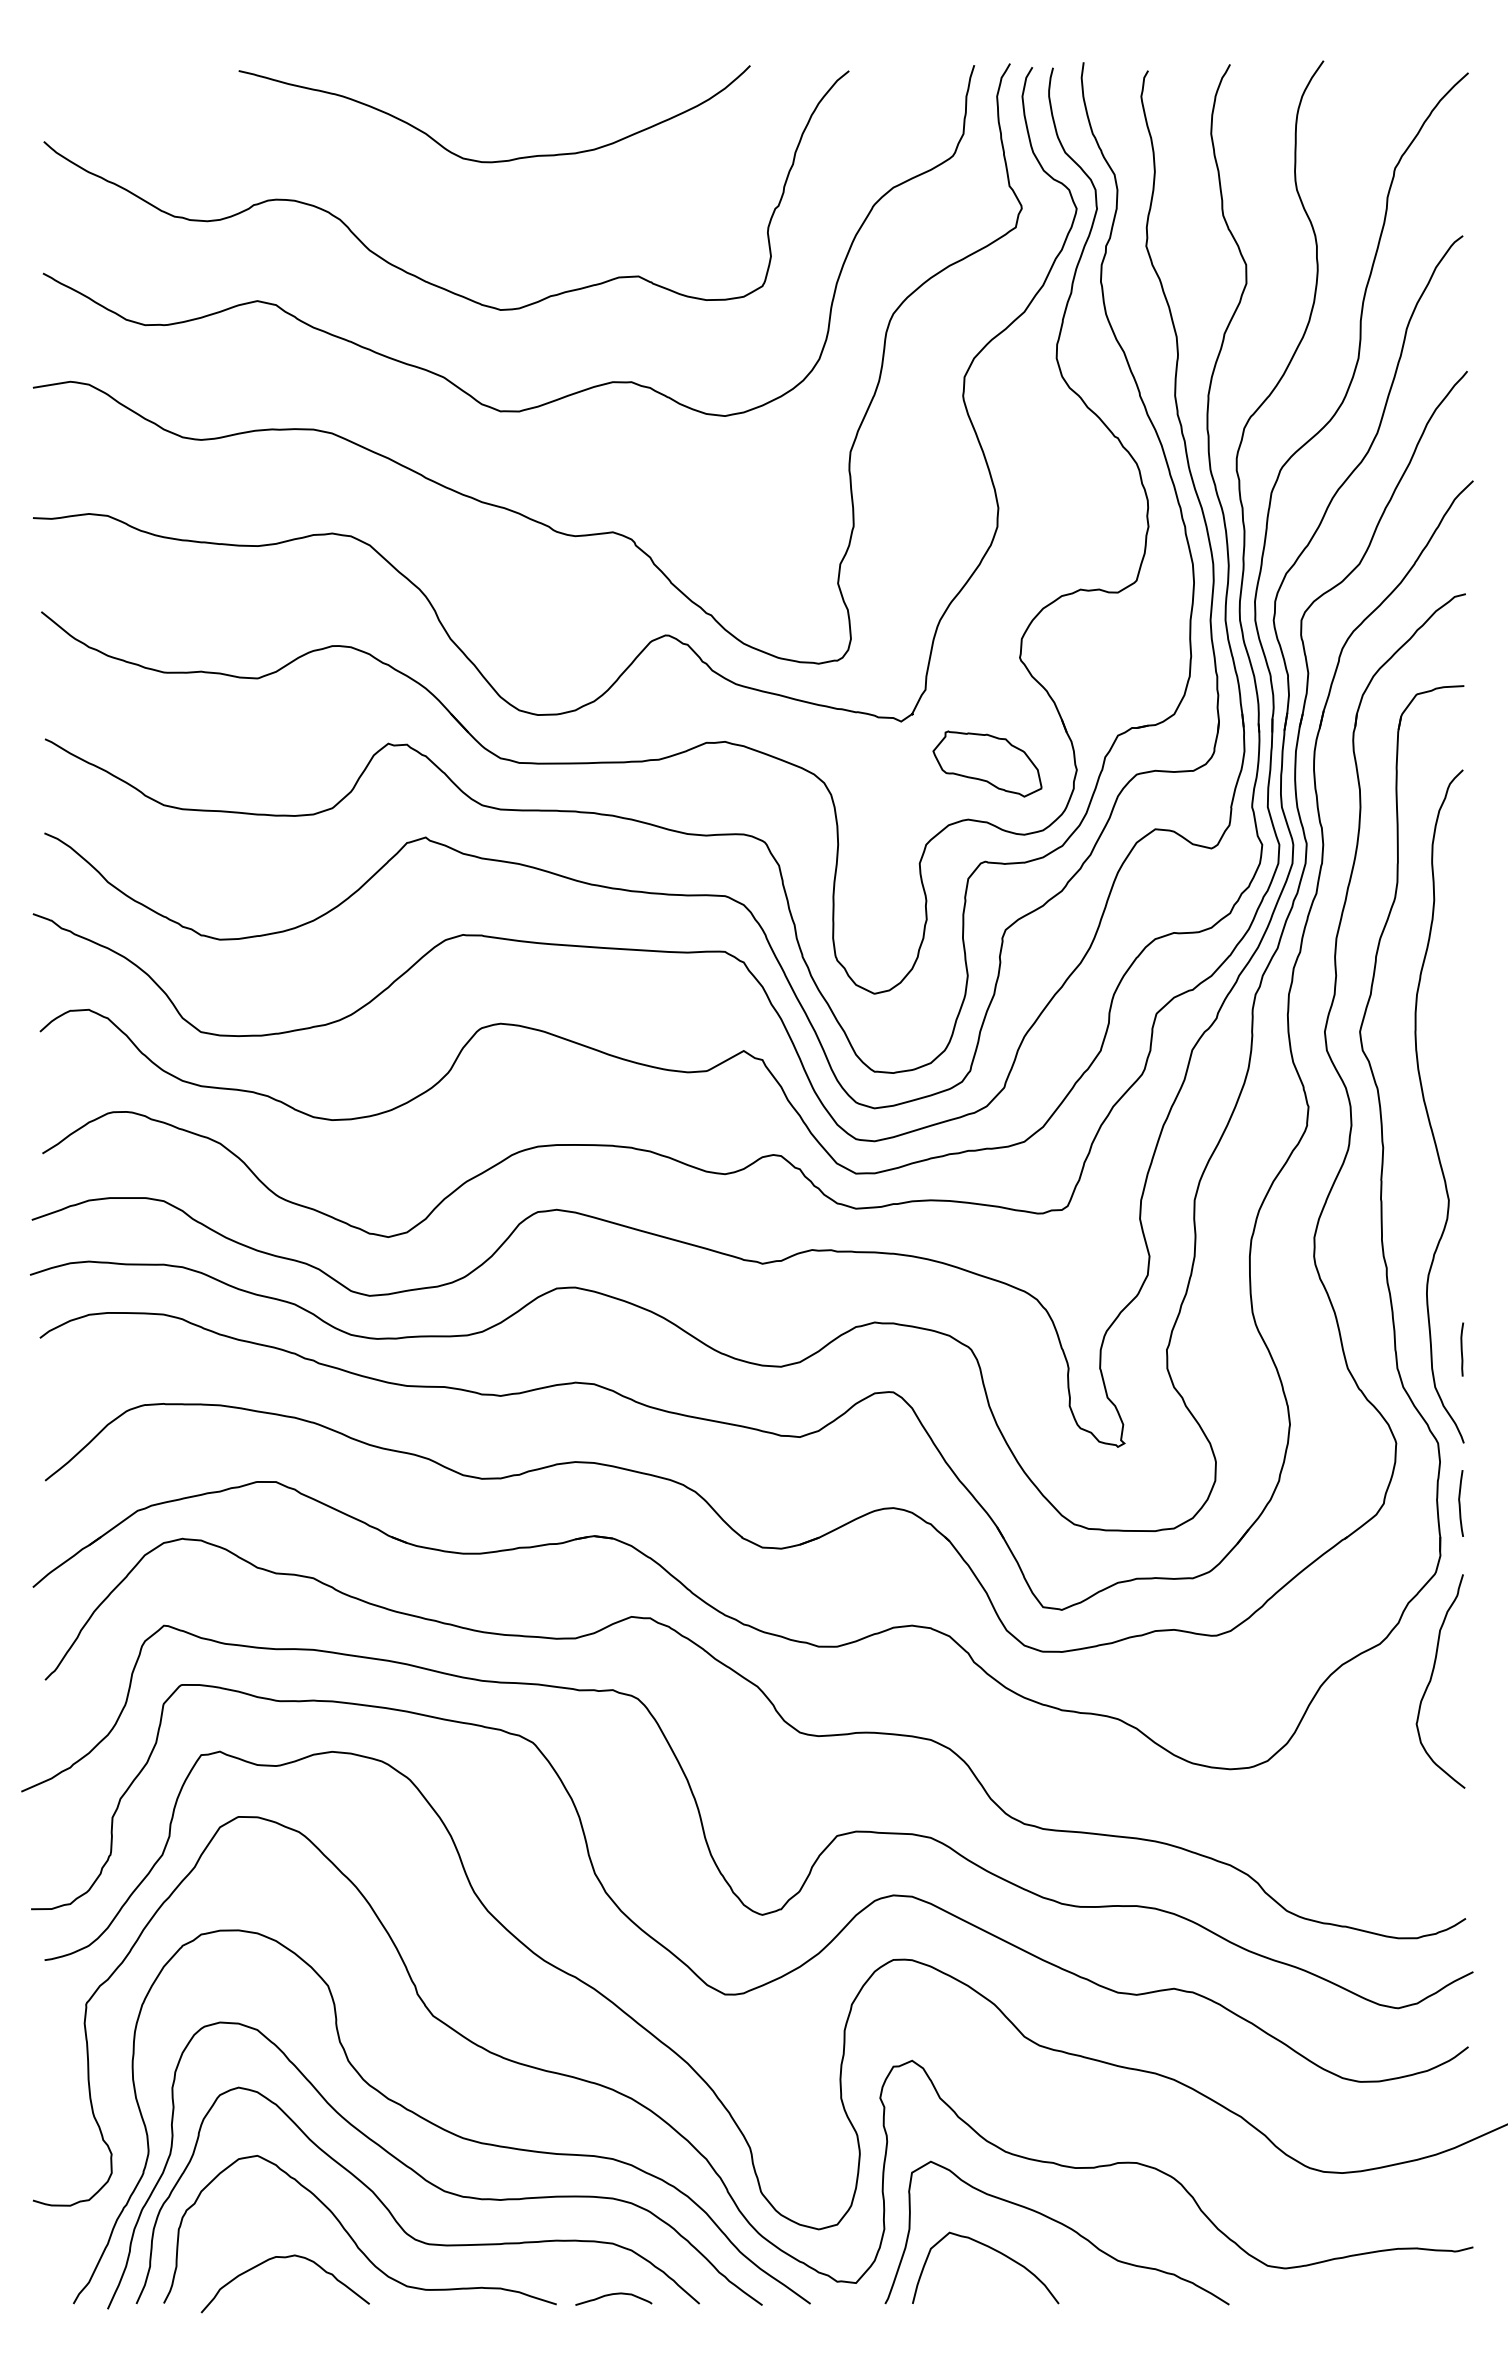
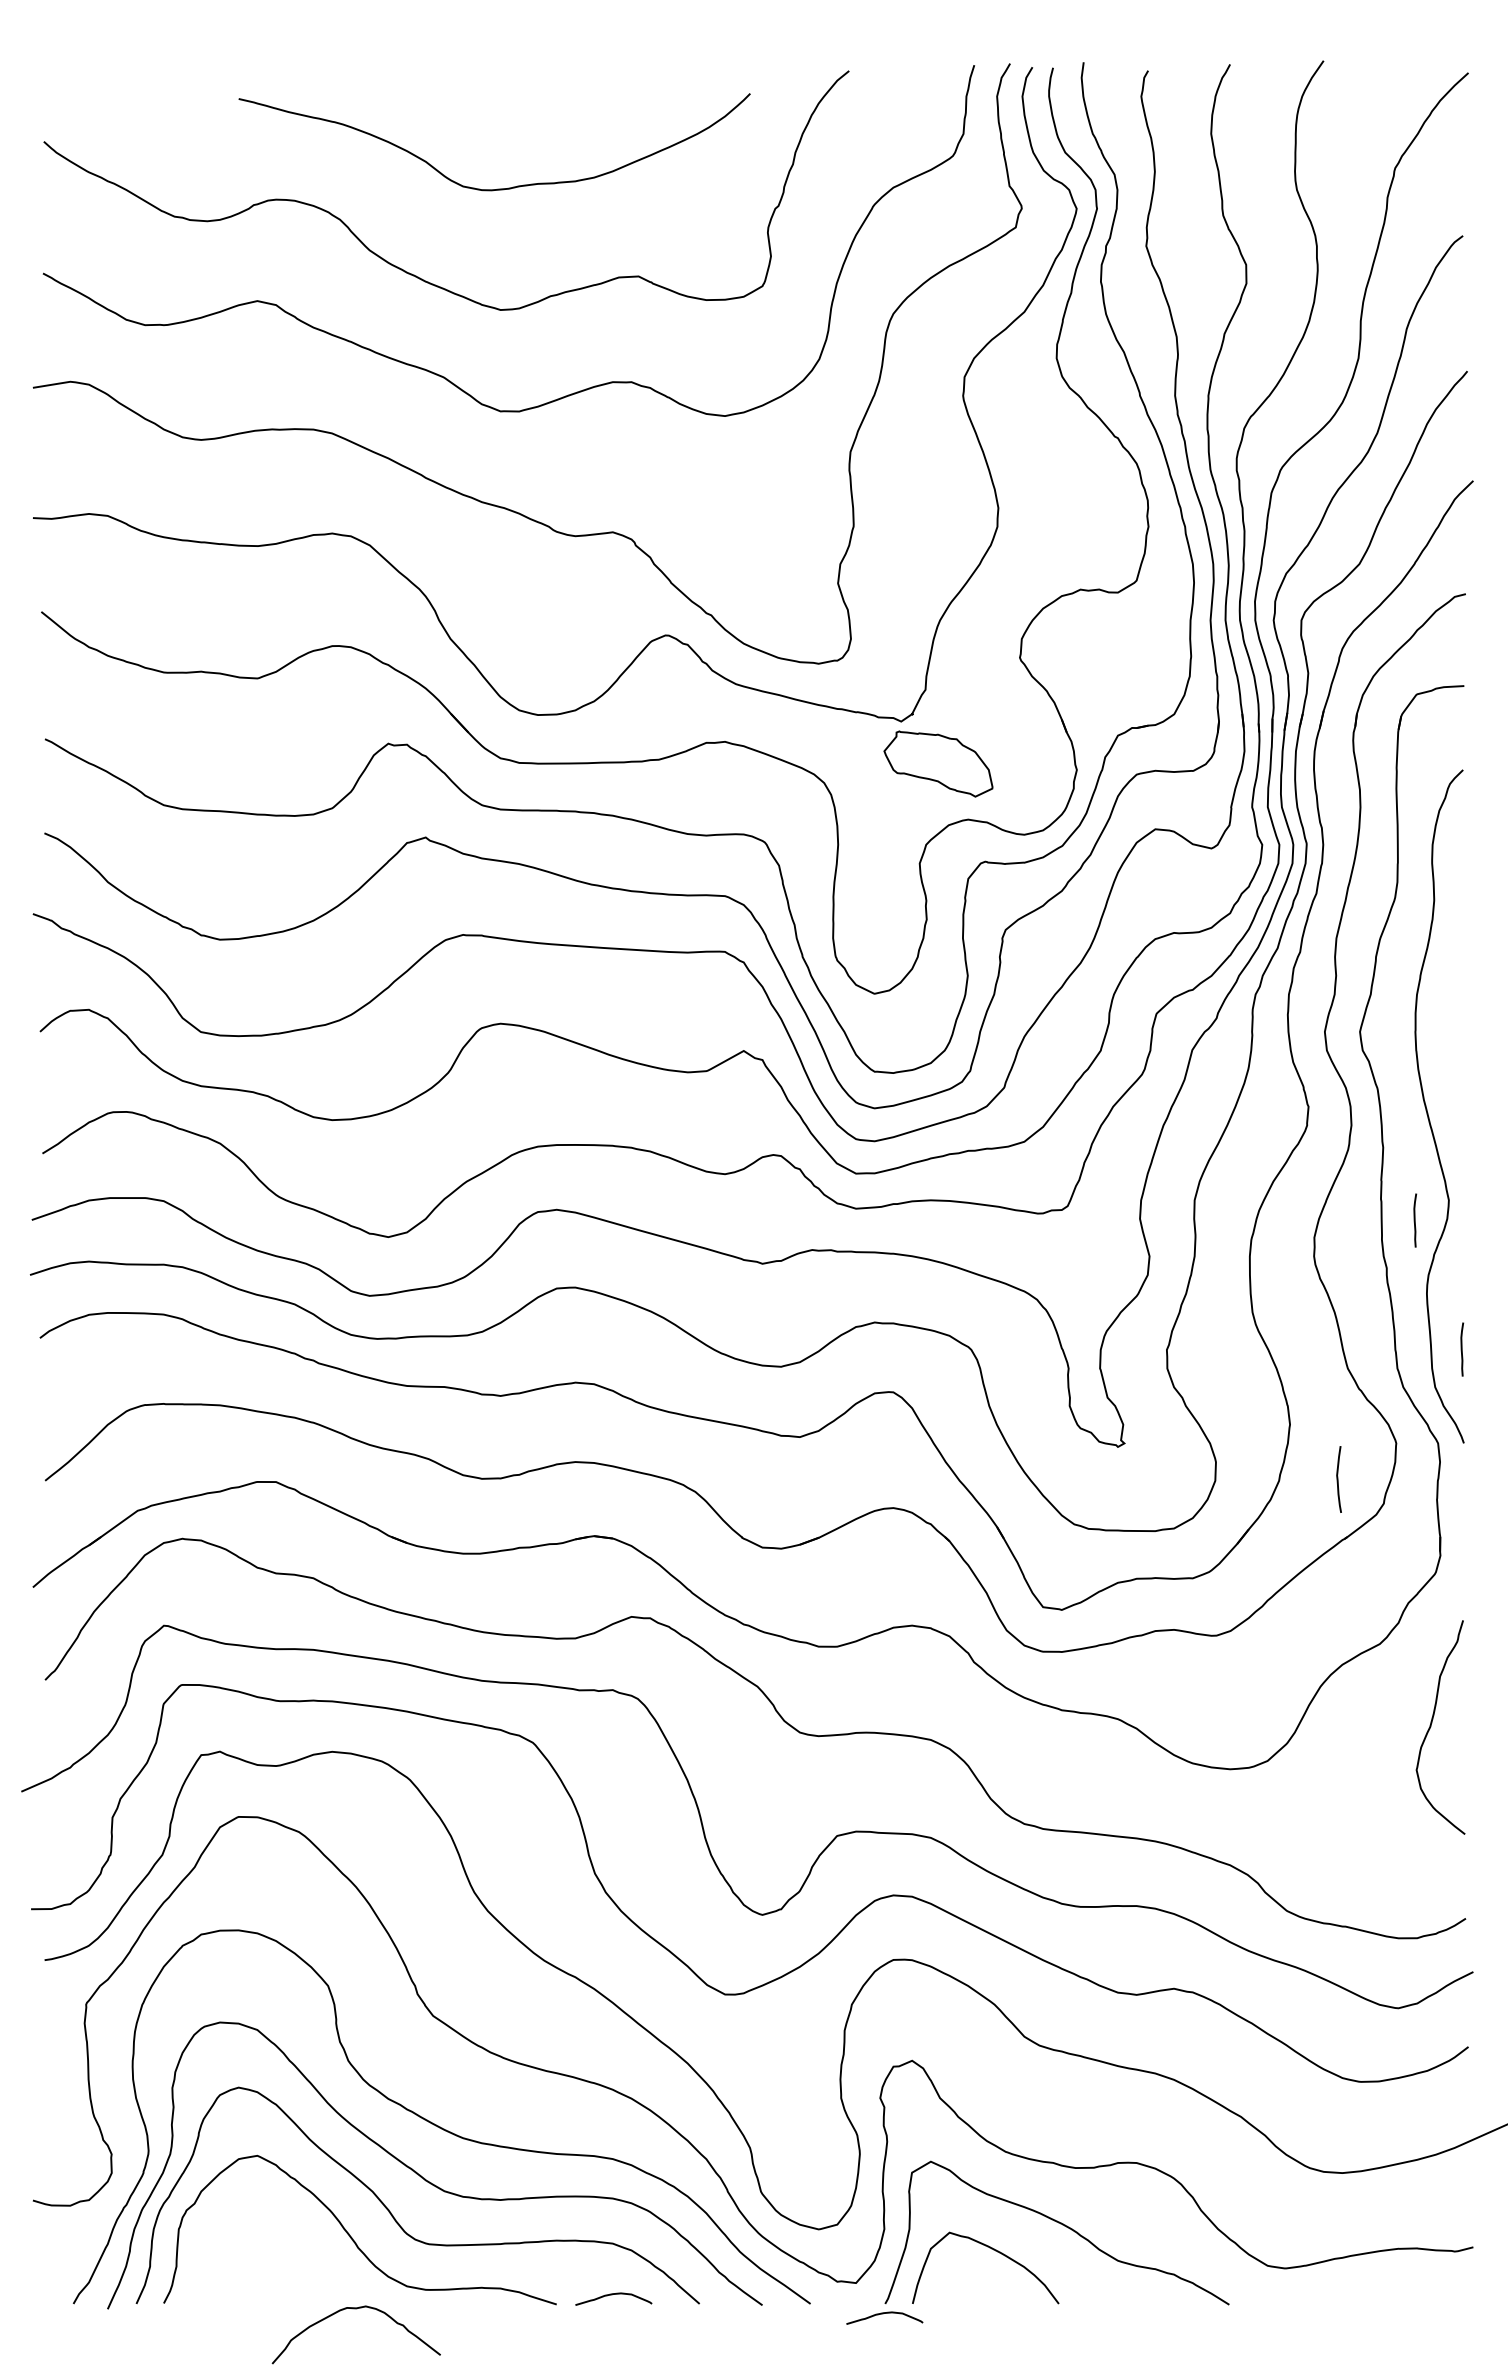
curve position: (497, 160) -> (497, 188) (497, 188)
part position: (987, 763) -> (938, 763) (938, 763)
curve: none -> present (1415, 1220)
curve position: (1460, 1503) -> (1338, 1479) (1338, 1479)
curve position: (1432, 1677) -> (1432, 1723) (1432, 1723)
curve position: (284, 2258) -> (355, 2309) (355, 2309)
curve: none -> present (883, 2314)
